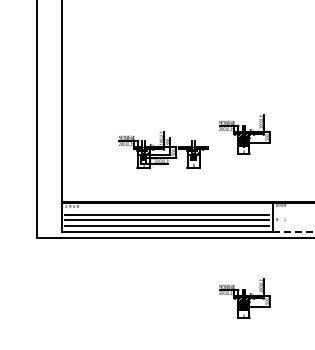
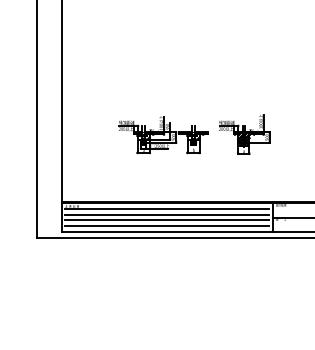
part position: (163, 150) -> (163, 135) (163, 135)
line: none -> present (166, 209)
line: none -> present (292, 217)
line: dashed -> solid (293, 231)
part: present -> none (244, 298)
